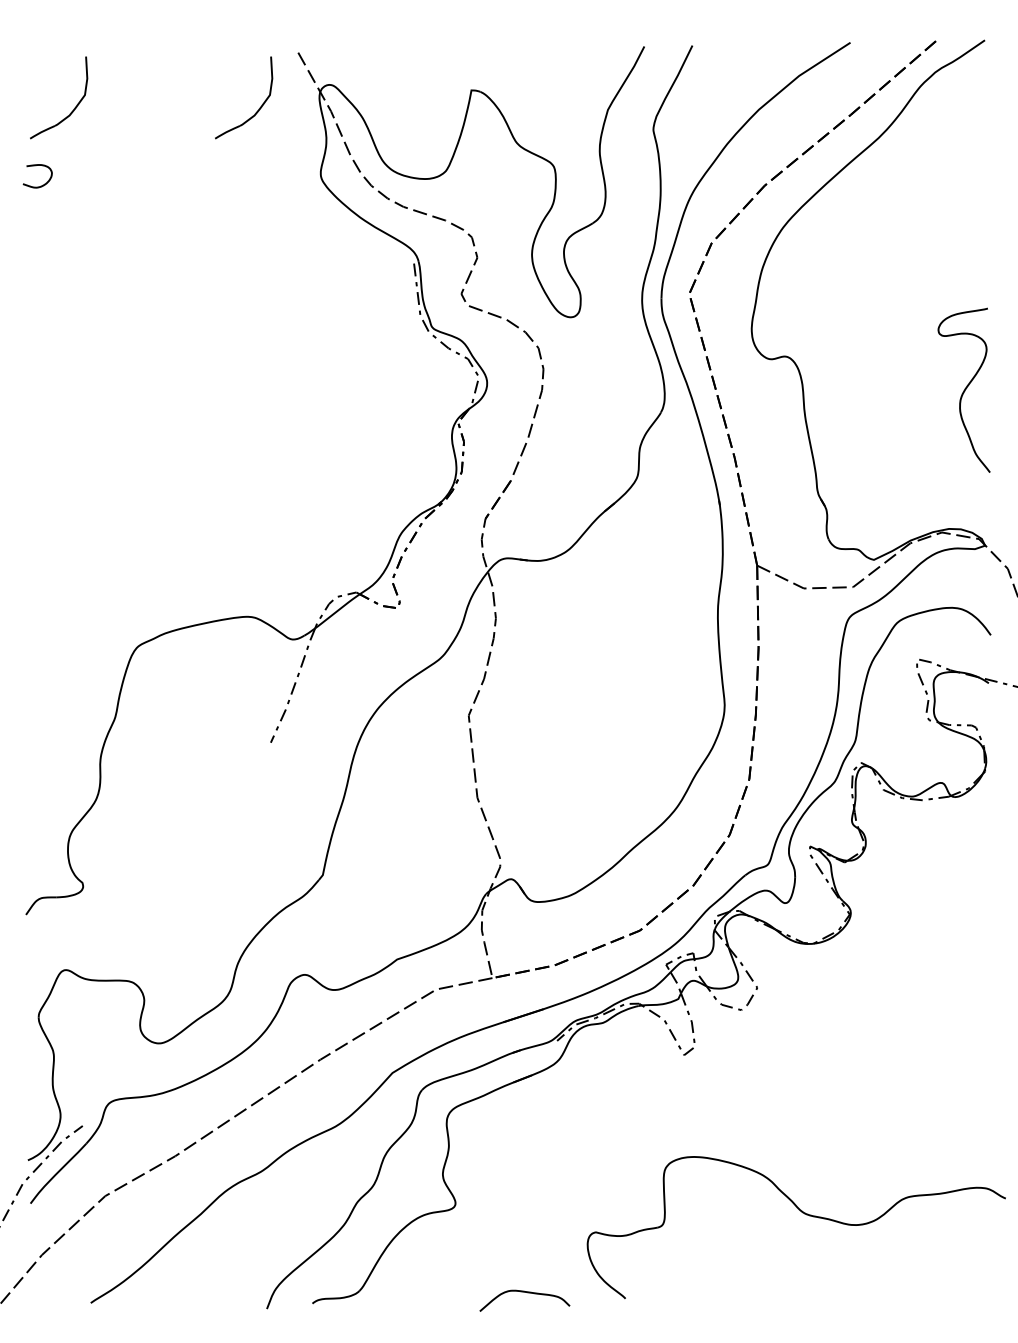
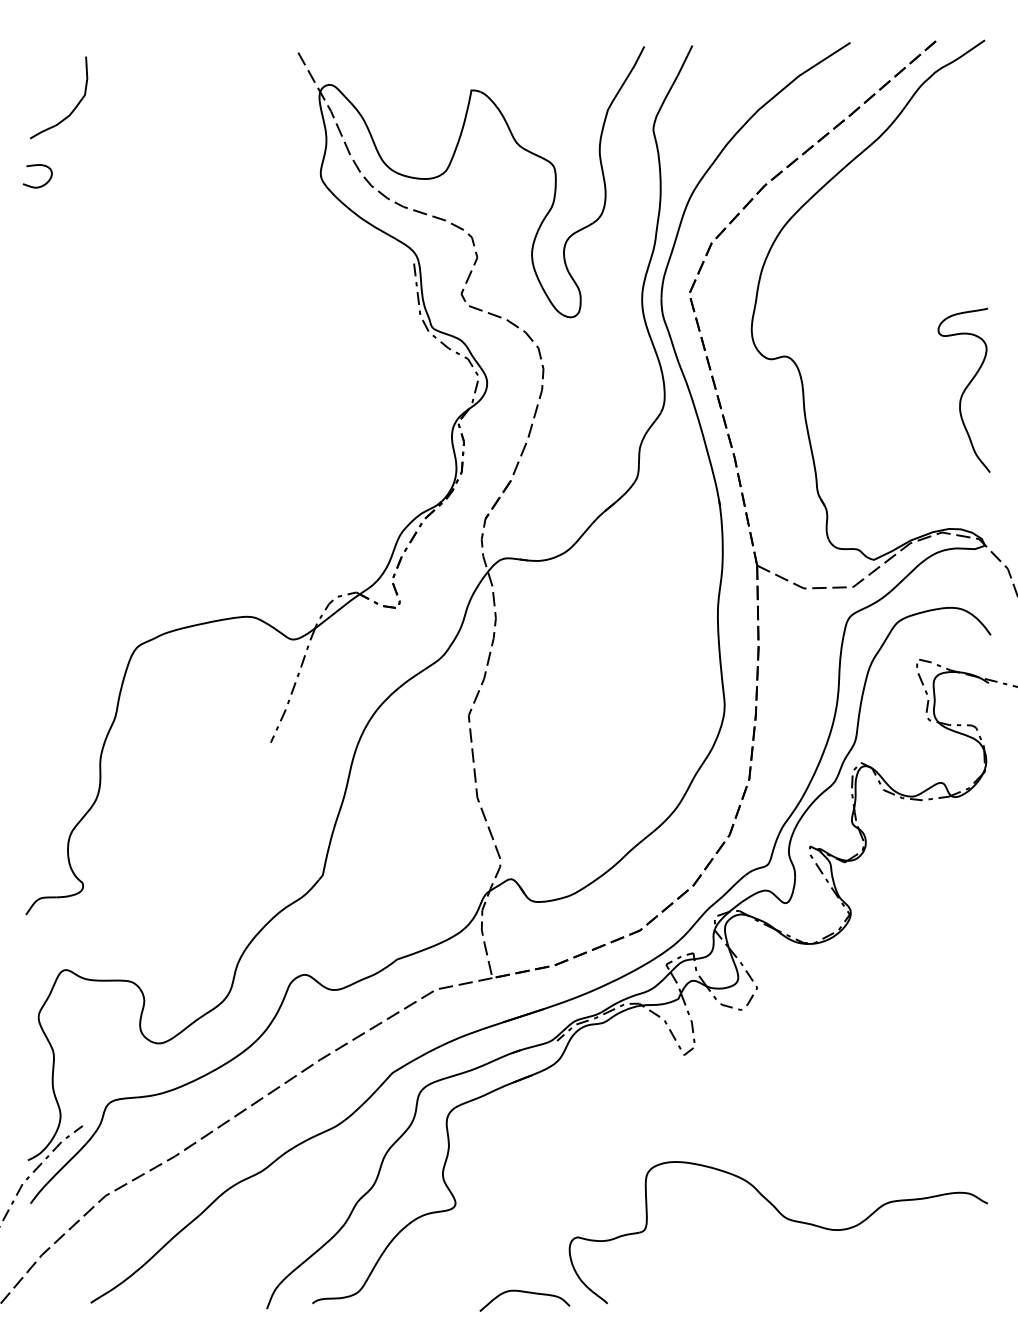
part: present -> none (259, 107)
part position: (802, 1213) -> (784, 1218) (784, 1218)
